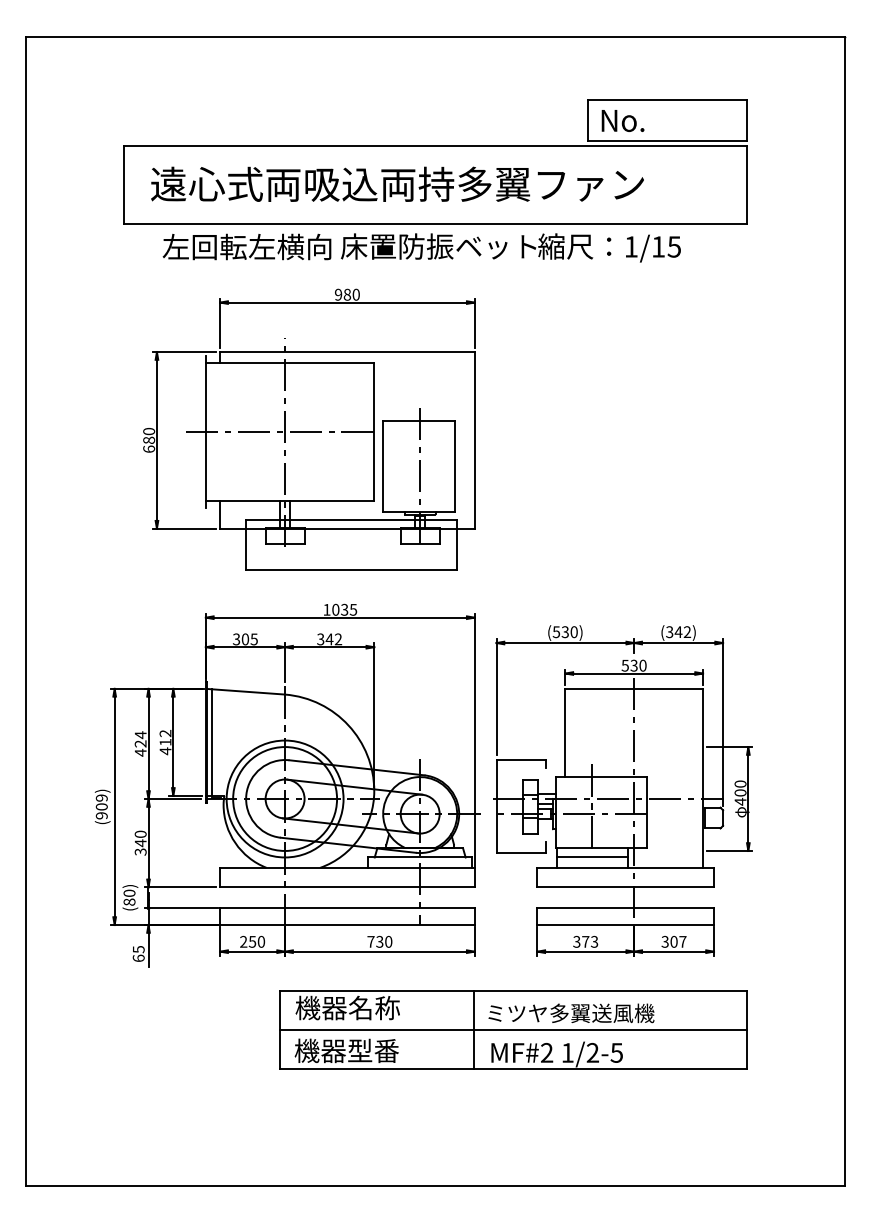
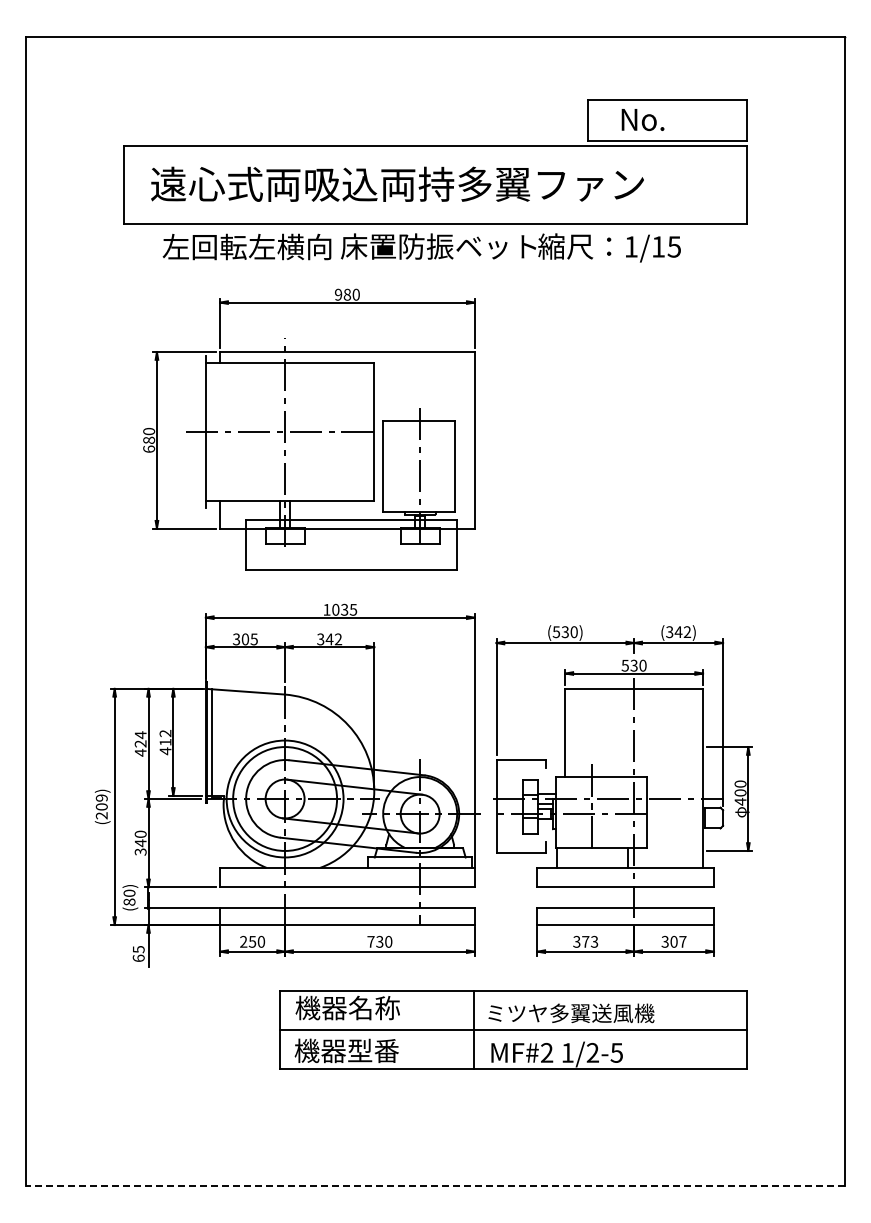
text position: (622, 120) -> (642, 119) (642, 119)
text: (909) -> (209) (101, 815)
line: present -> none (592, 857)
line: solid -> dashed (435, 1186)
